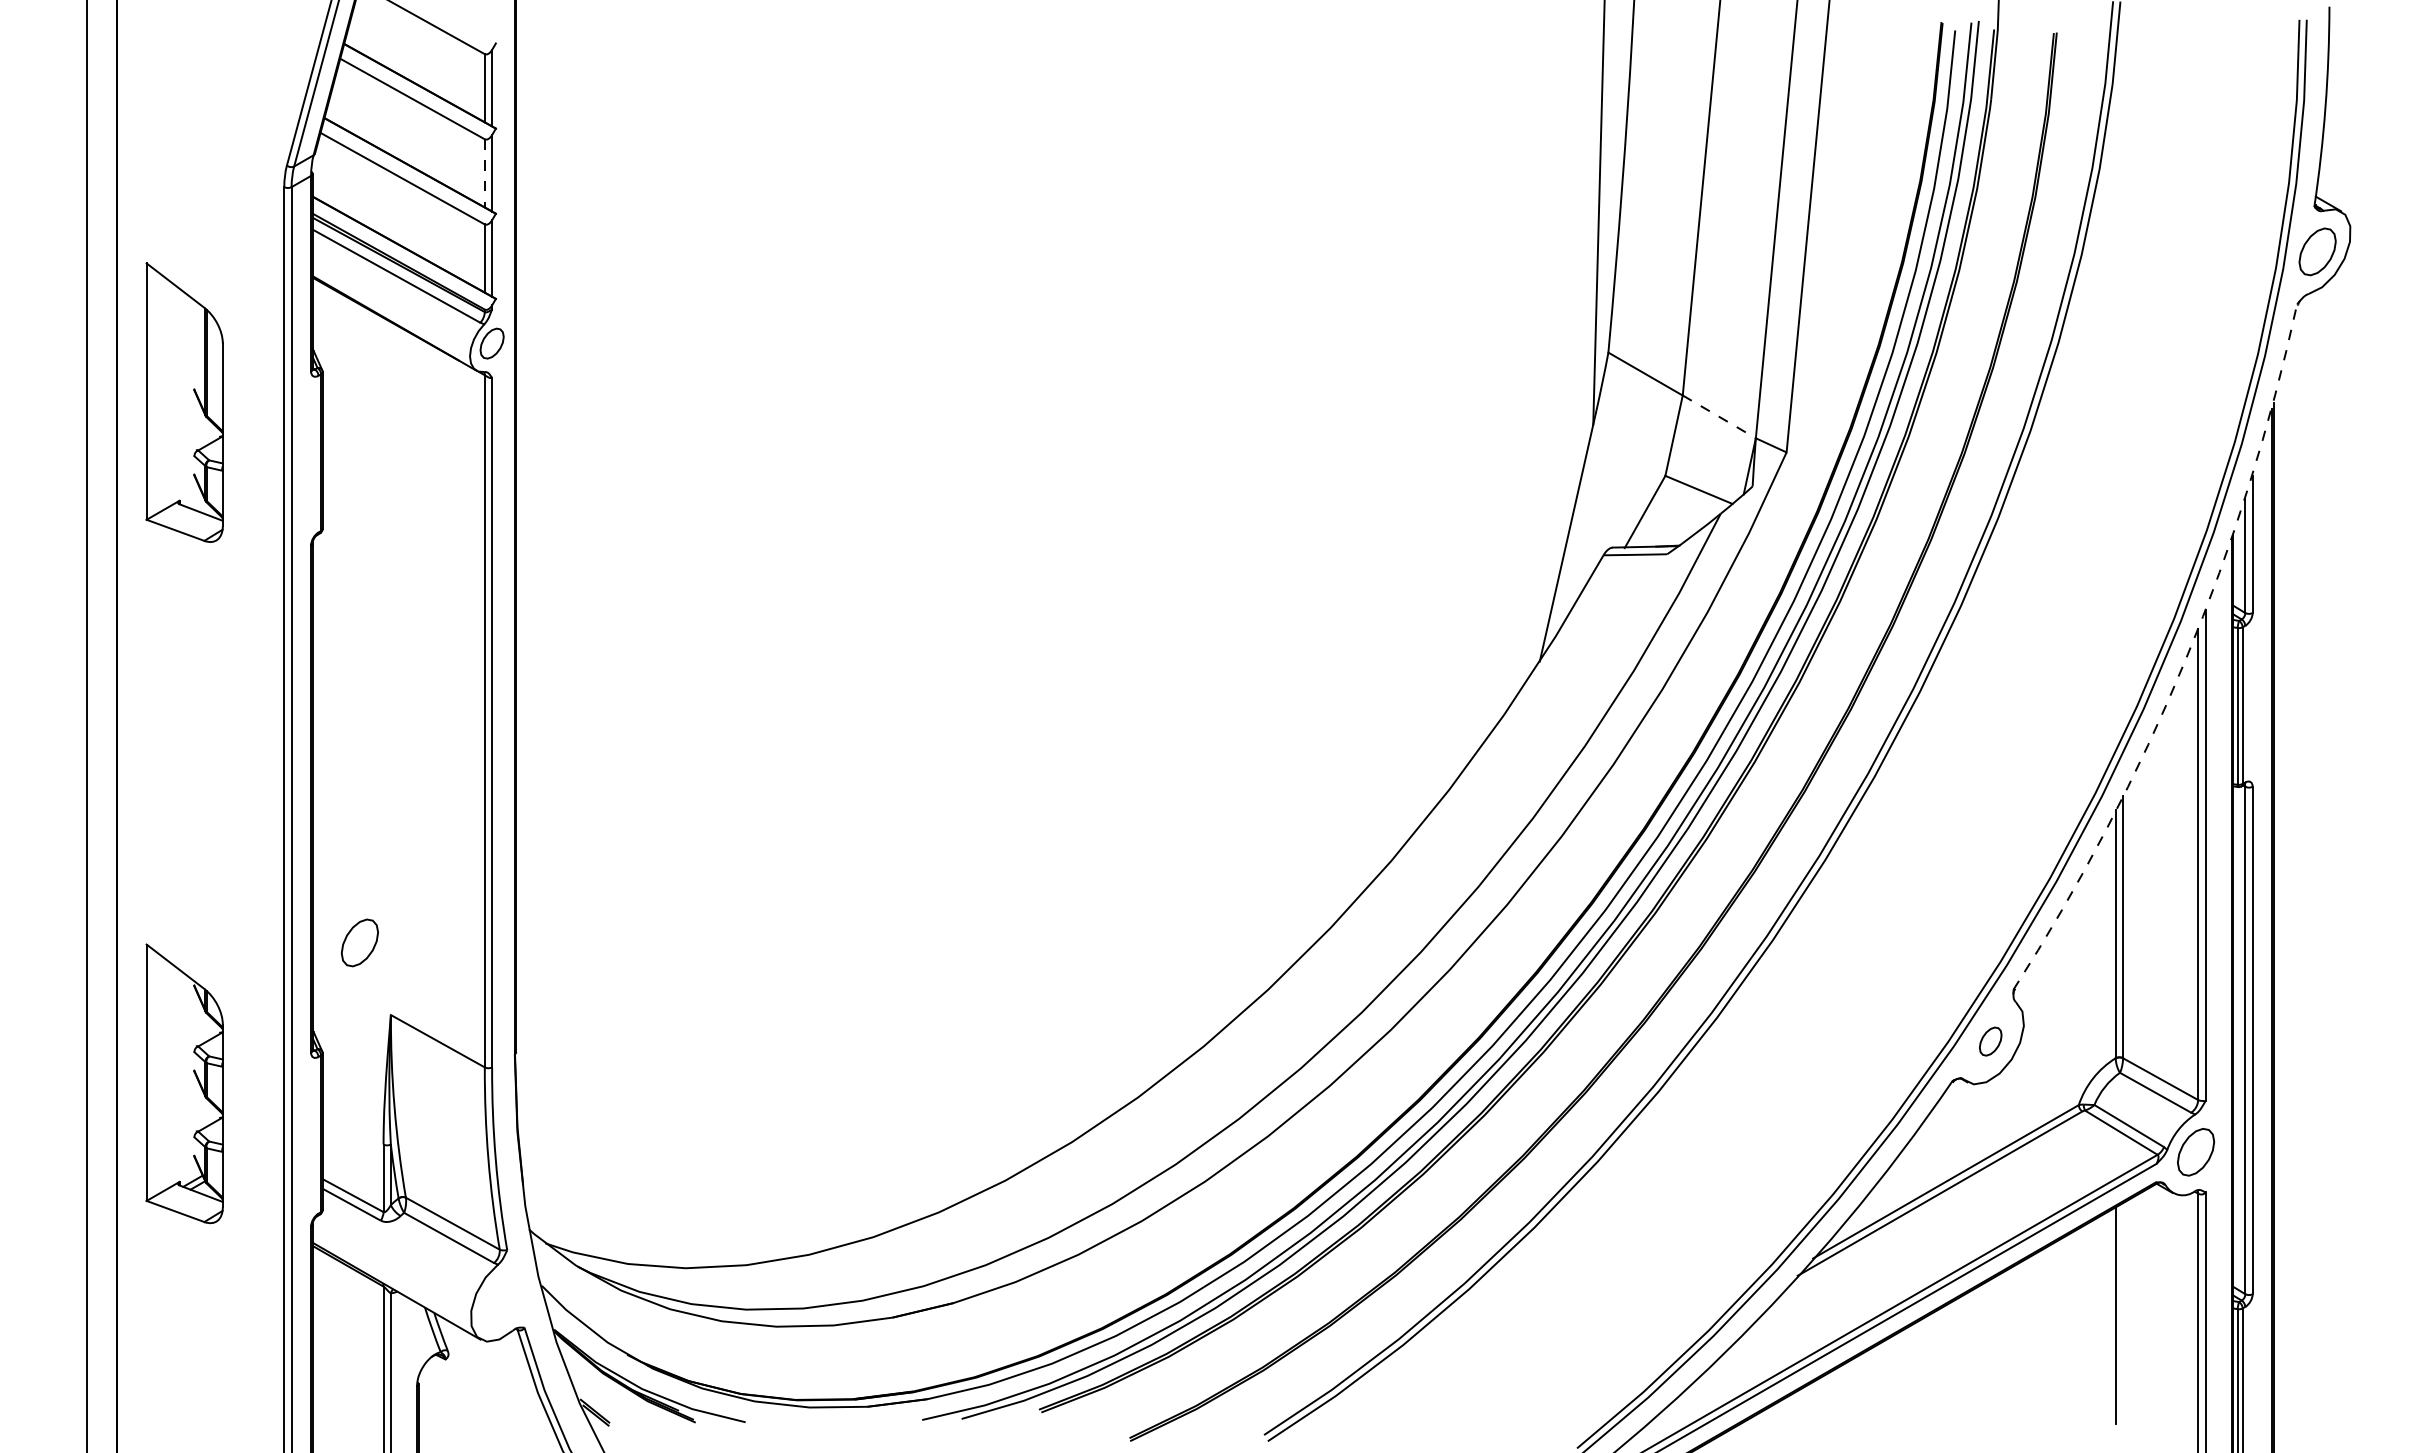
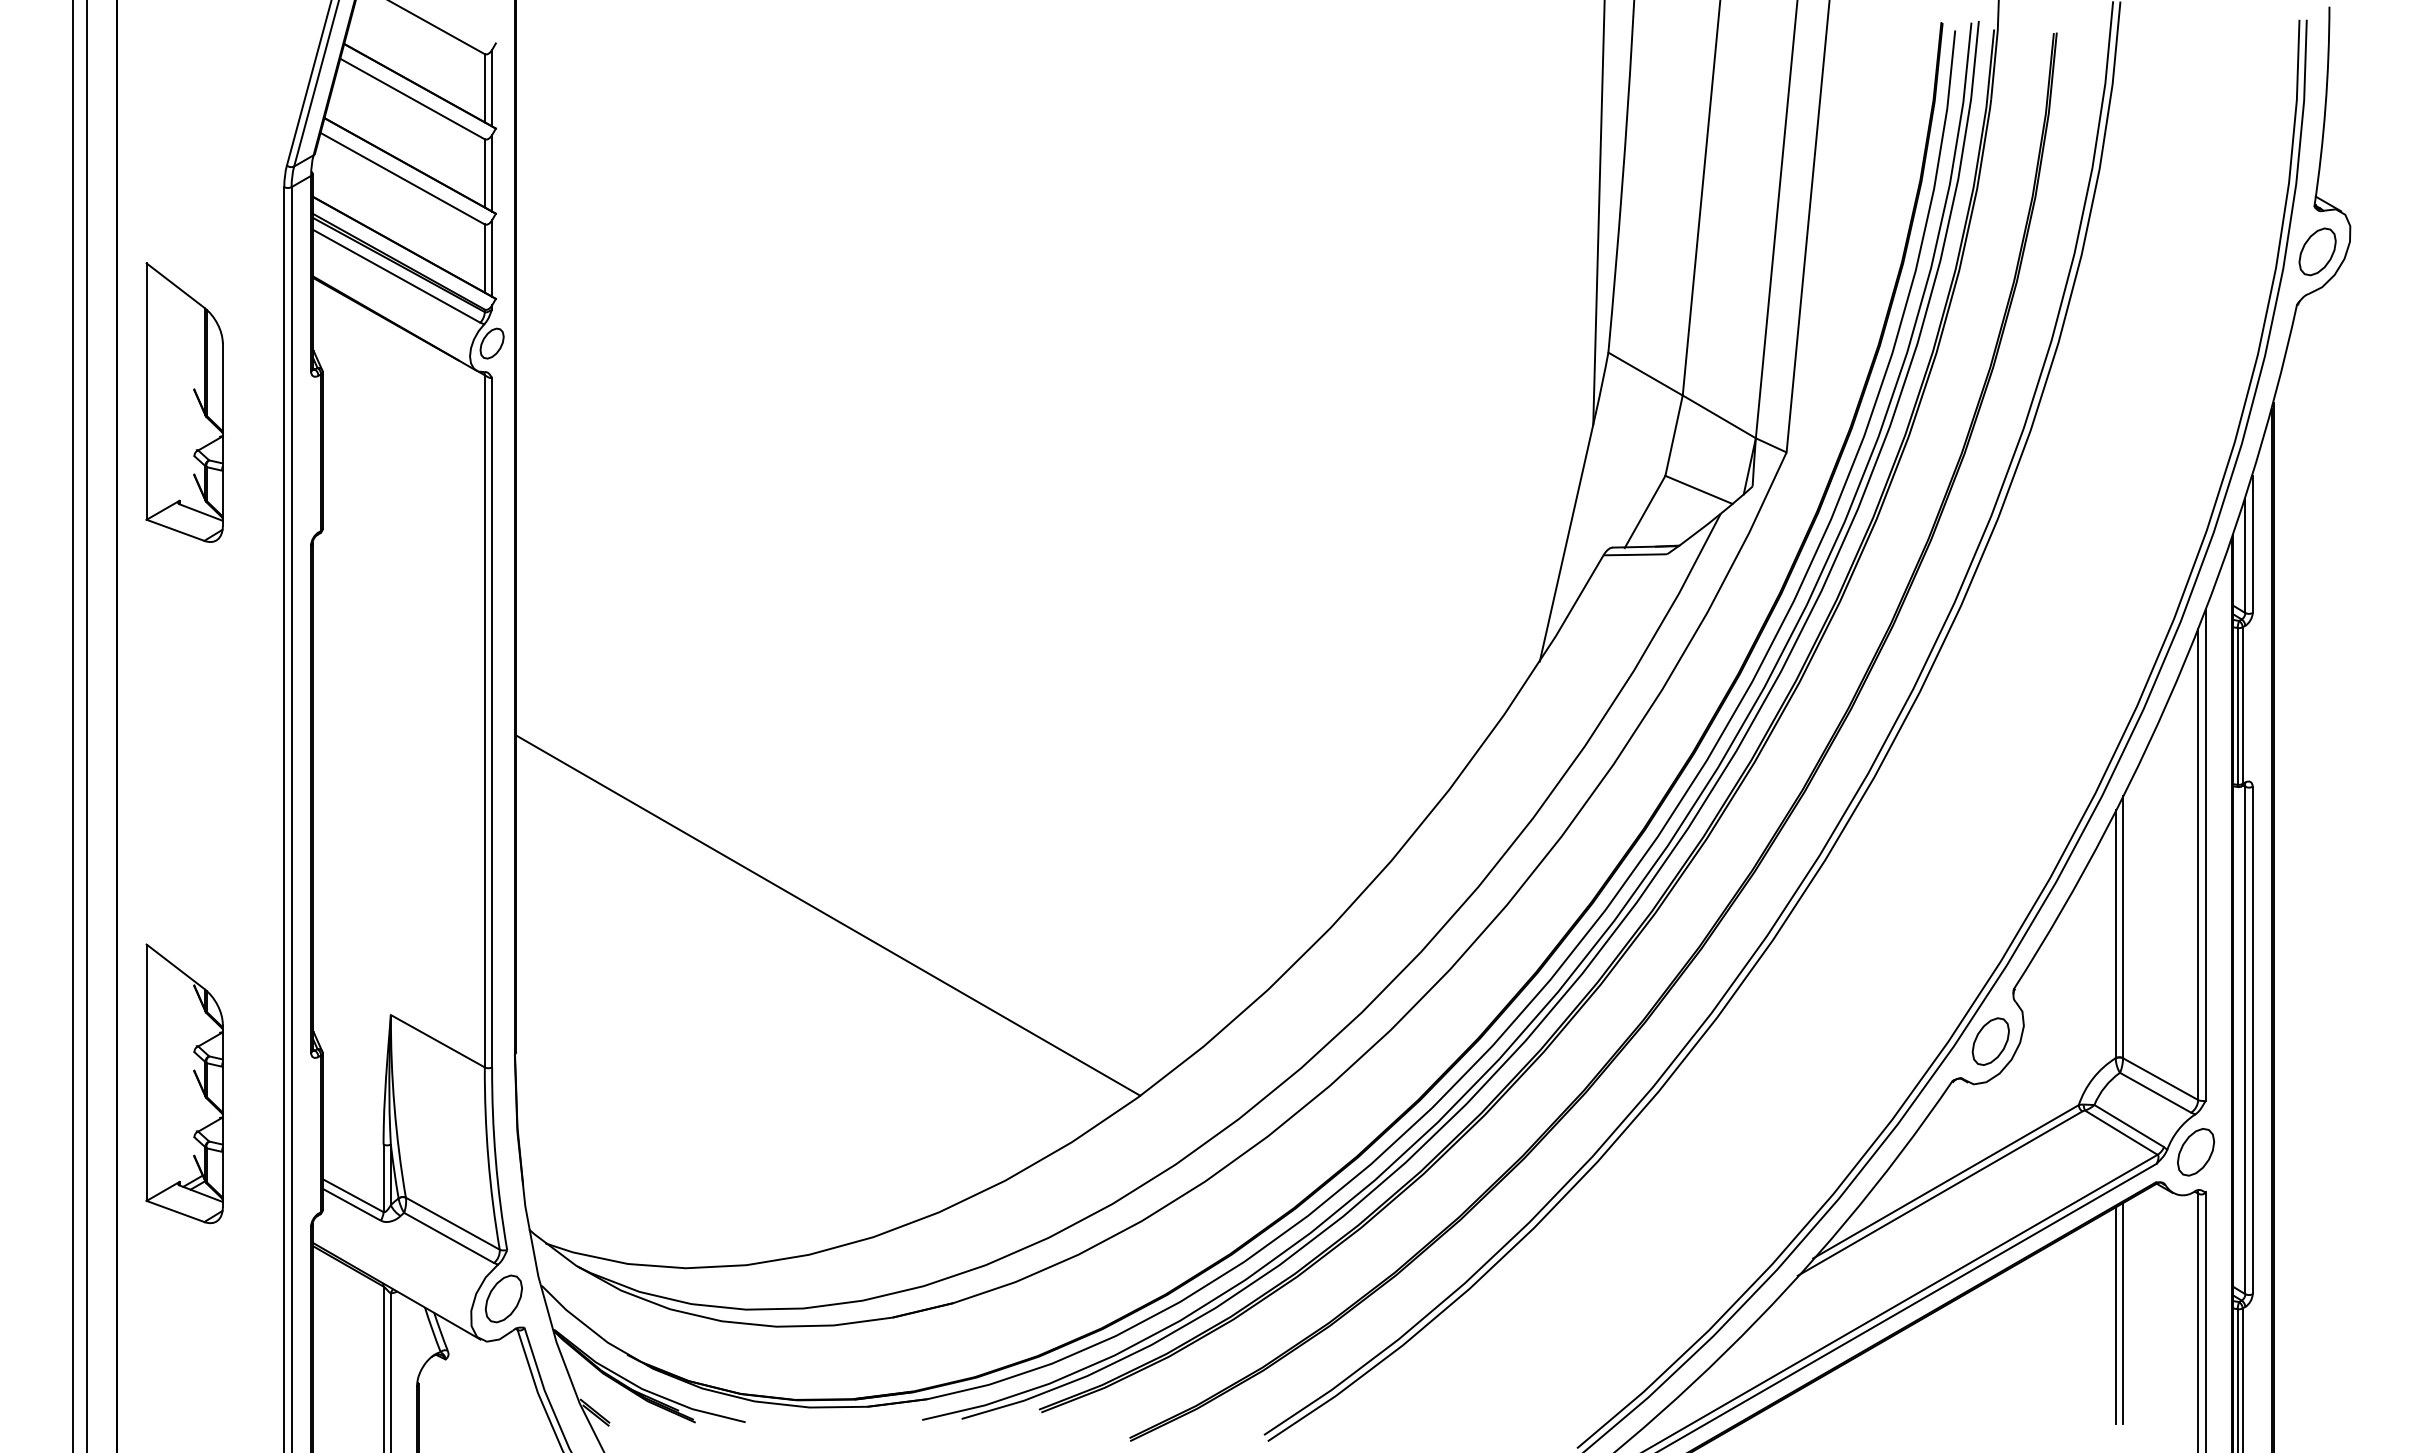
line: dashed -> solid (484, 173)
line: dashed -> solid (1719, 417)
arc: dashed -> solid (2185, 659)
line: none -> present (72, 725)
line: none -> present (828, 915)
part position: (359, 942) -> (503, 1298) (503, 1298)
part size: 24x31 px -> 39x49 px (1990, 1041)
line: none -> present (2123, 1313)
